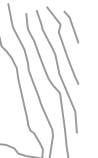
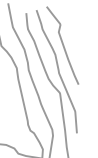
line: present -> none (72, 27)
